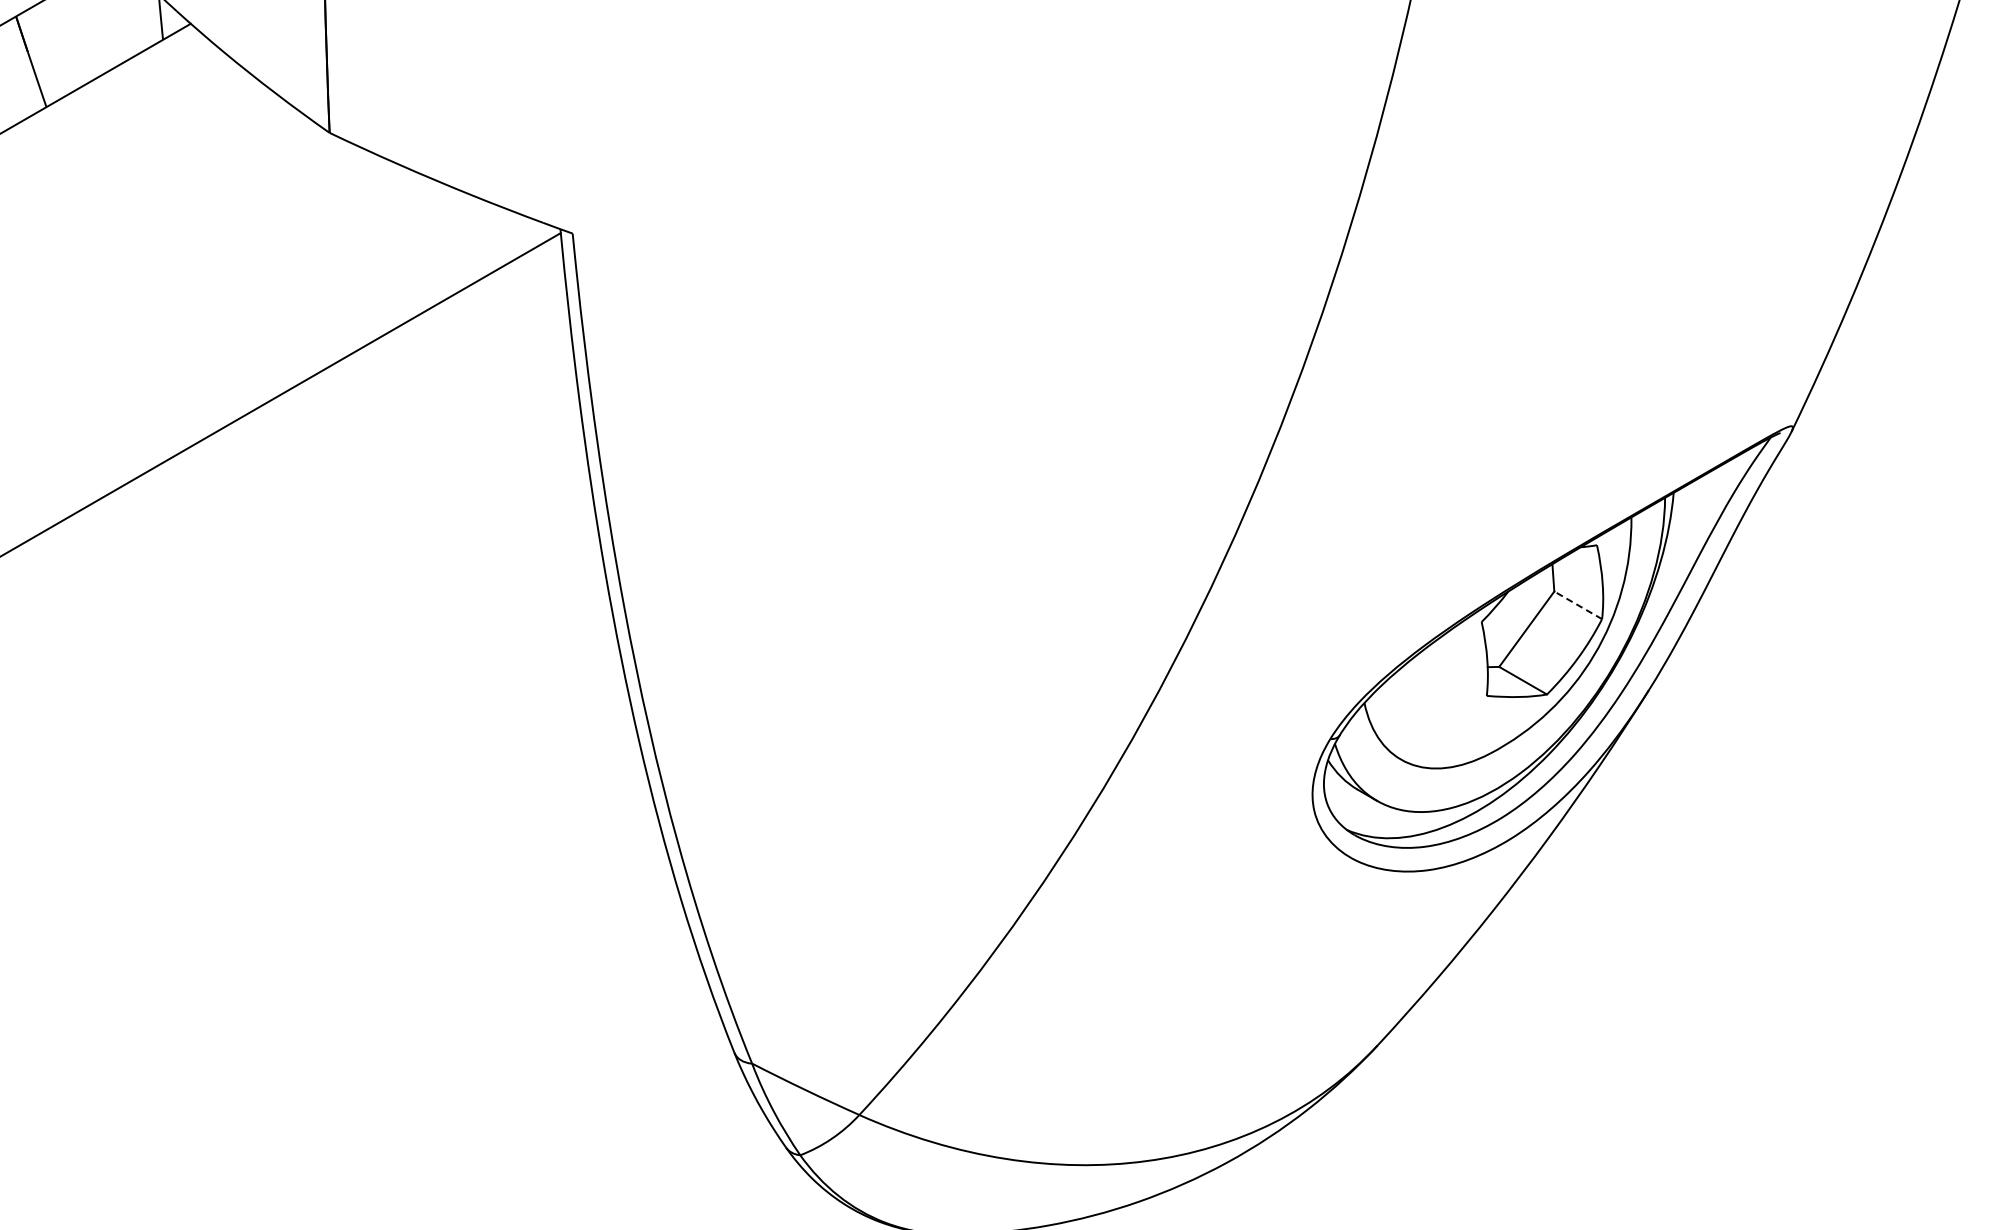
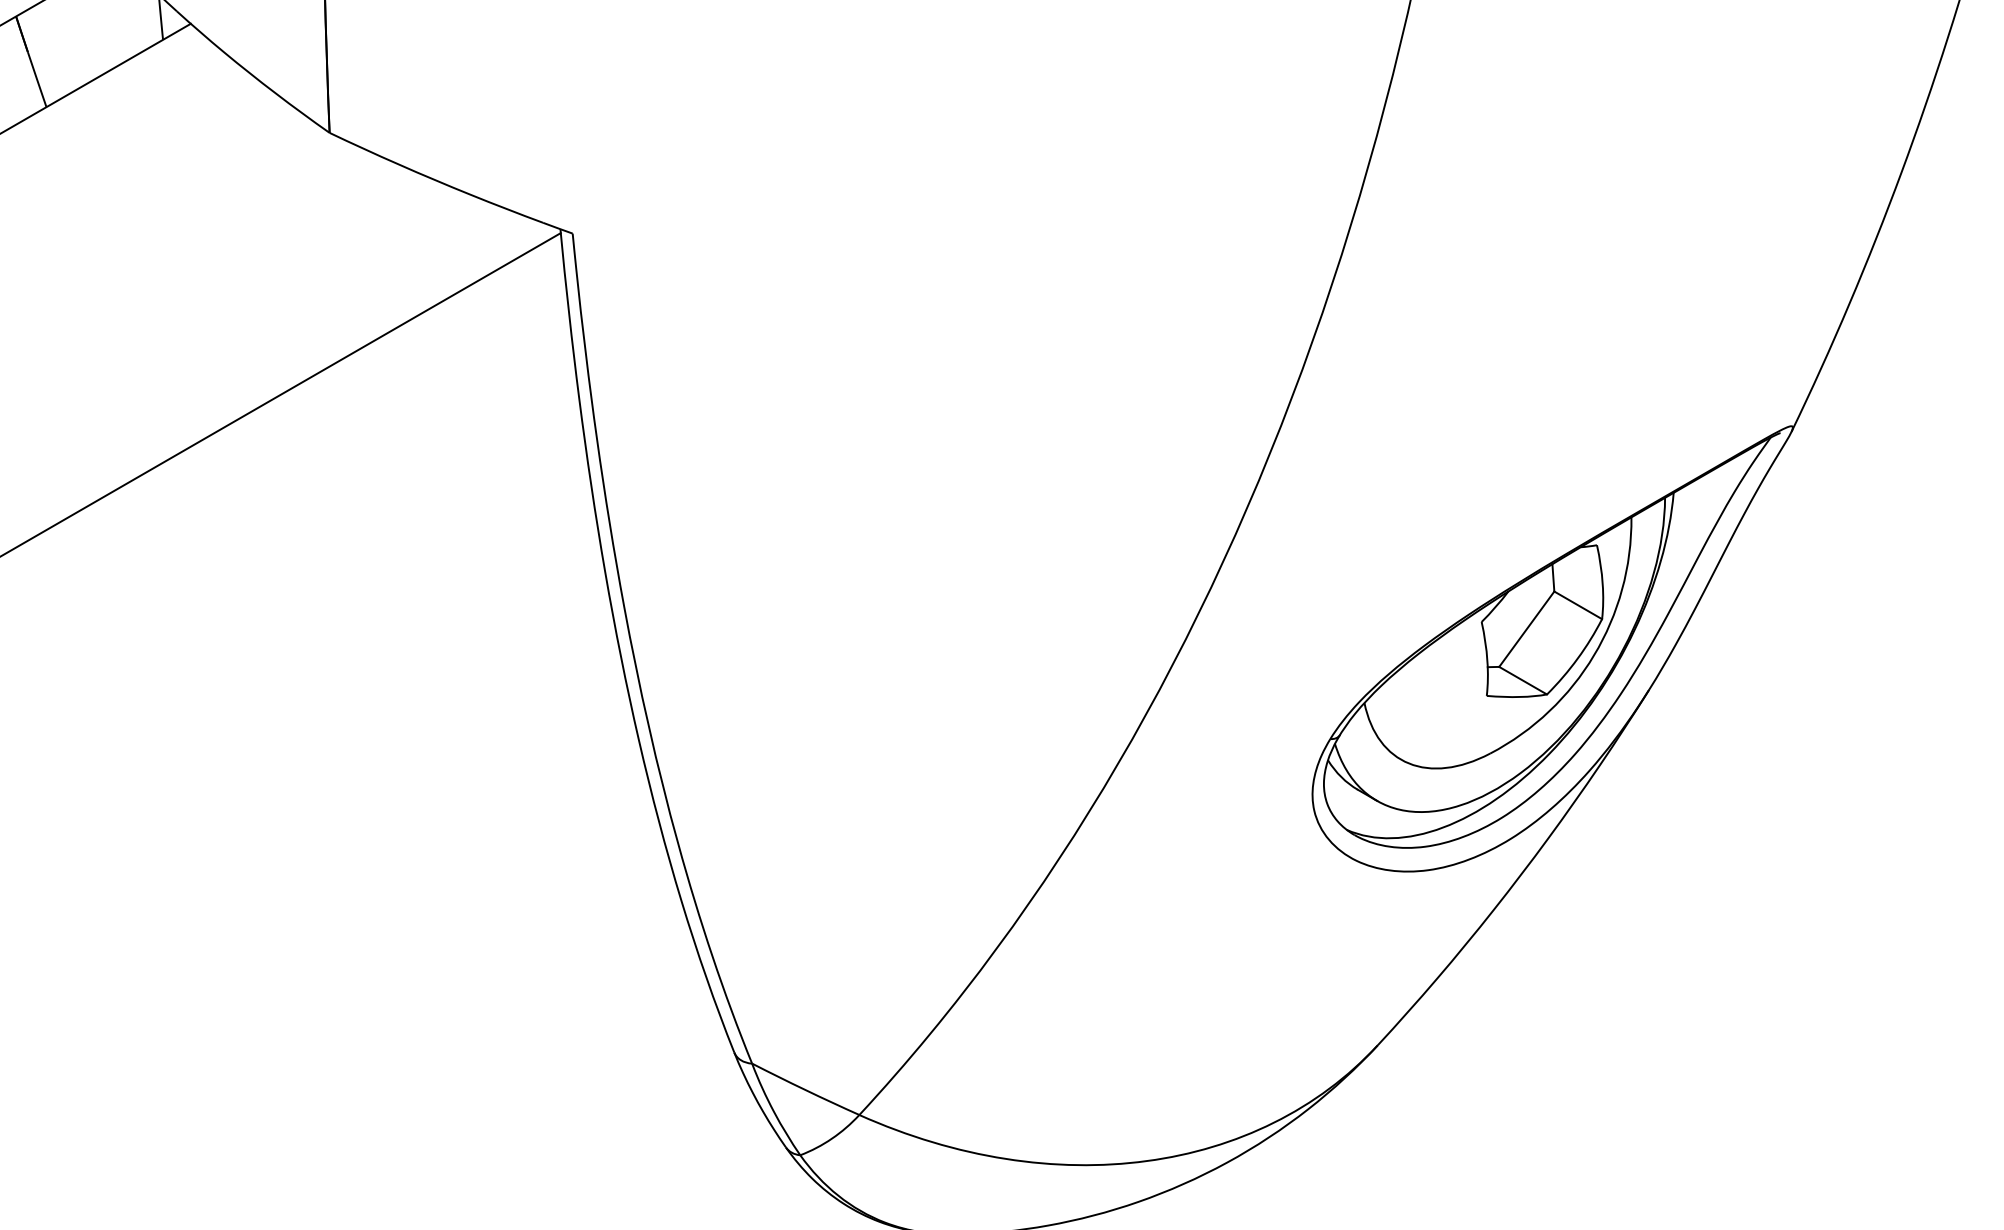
line: dashed -> solid (1578, 605)
